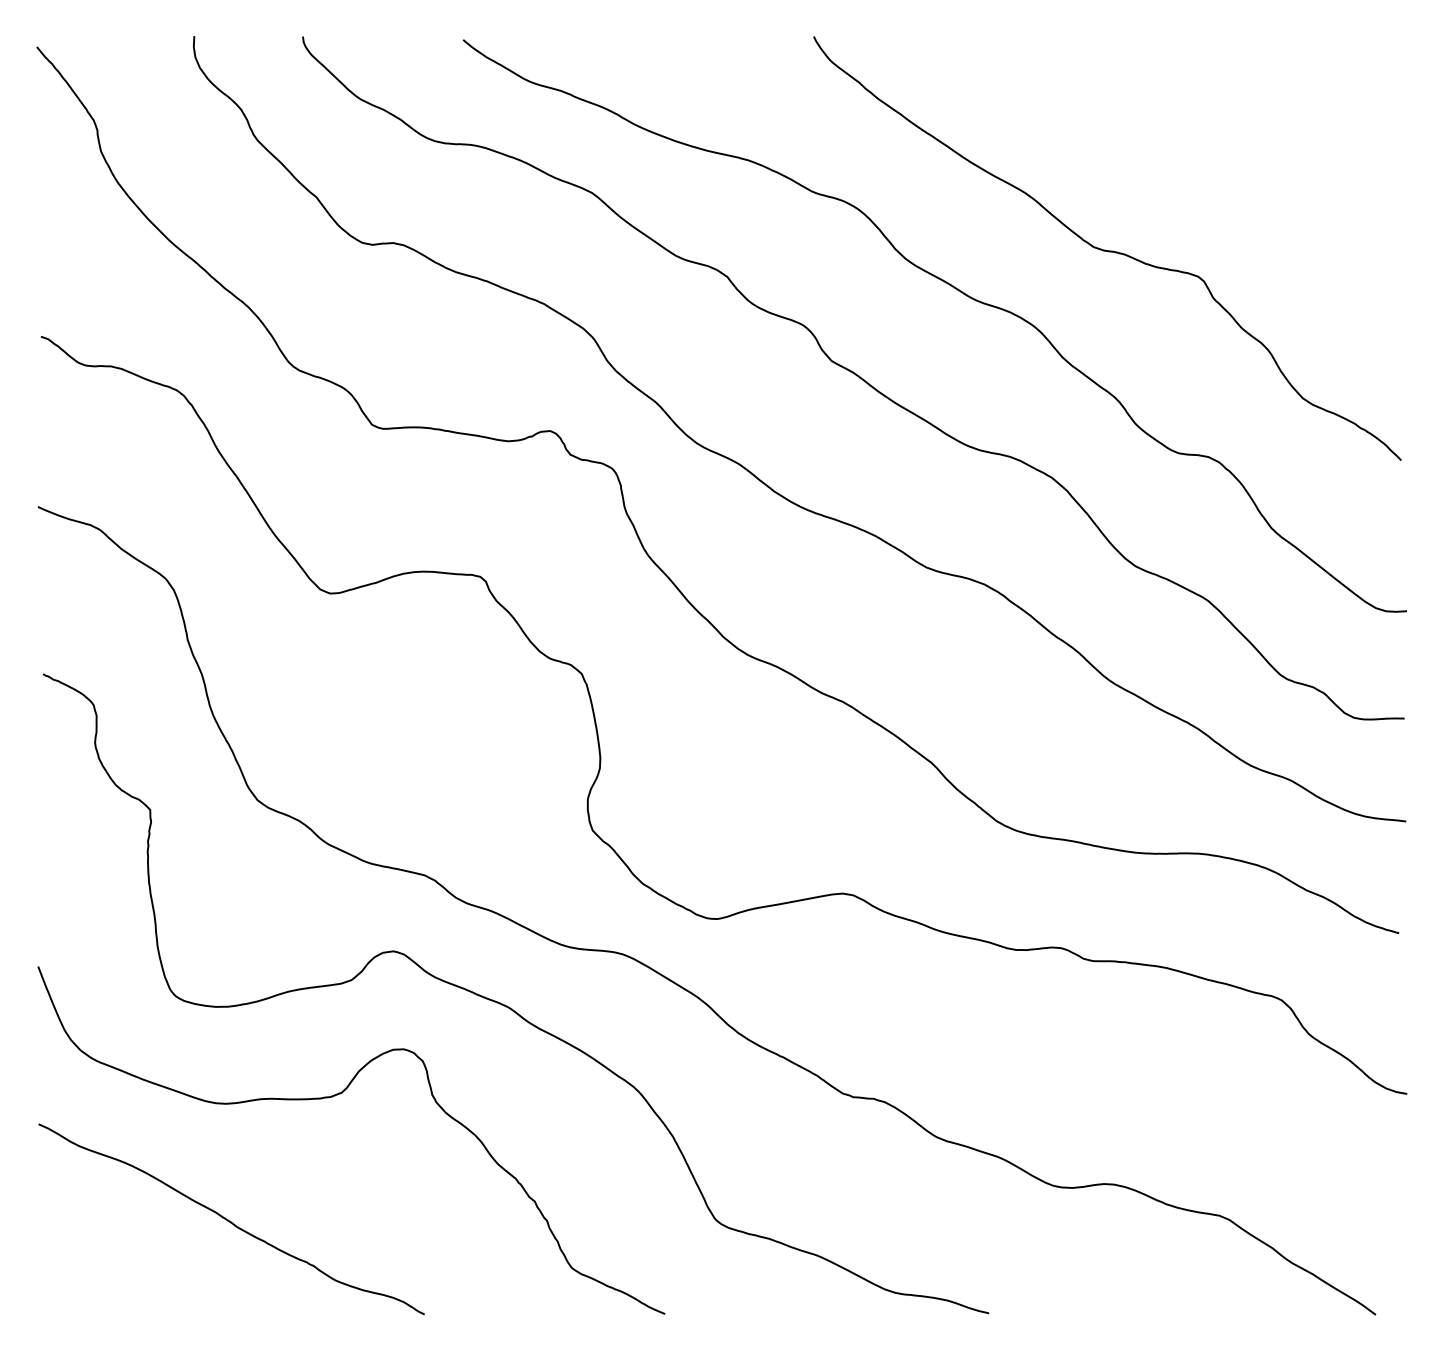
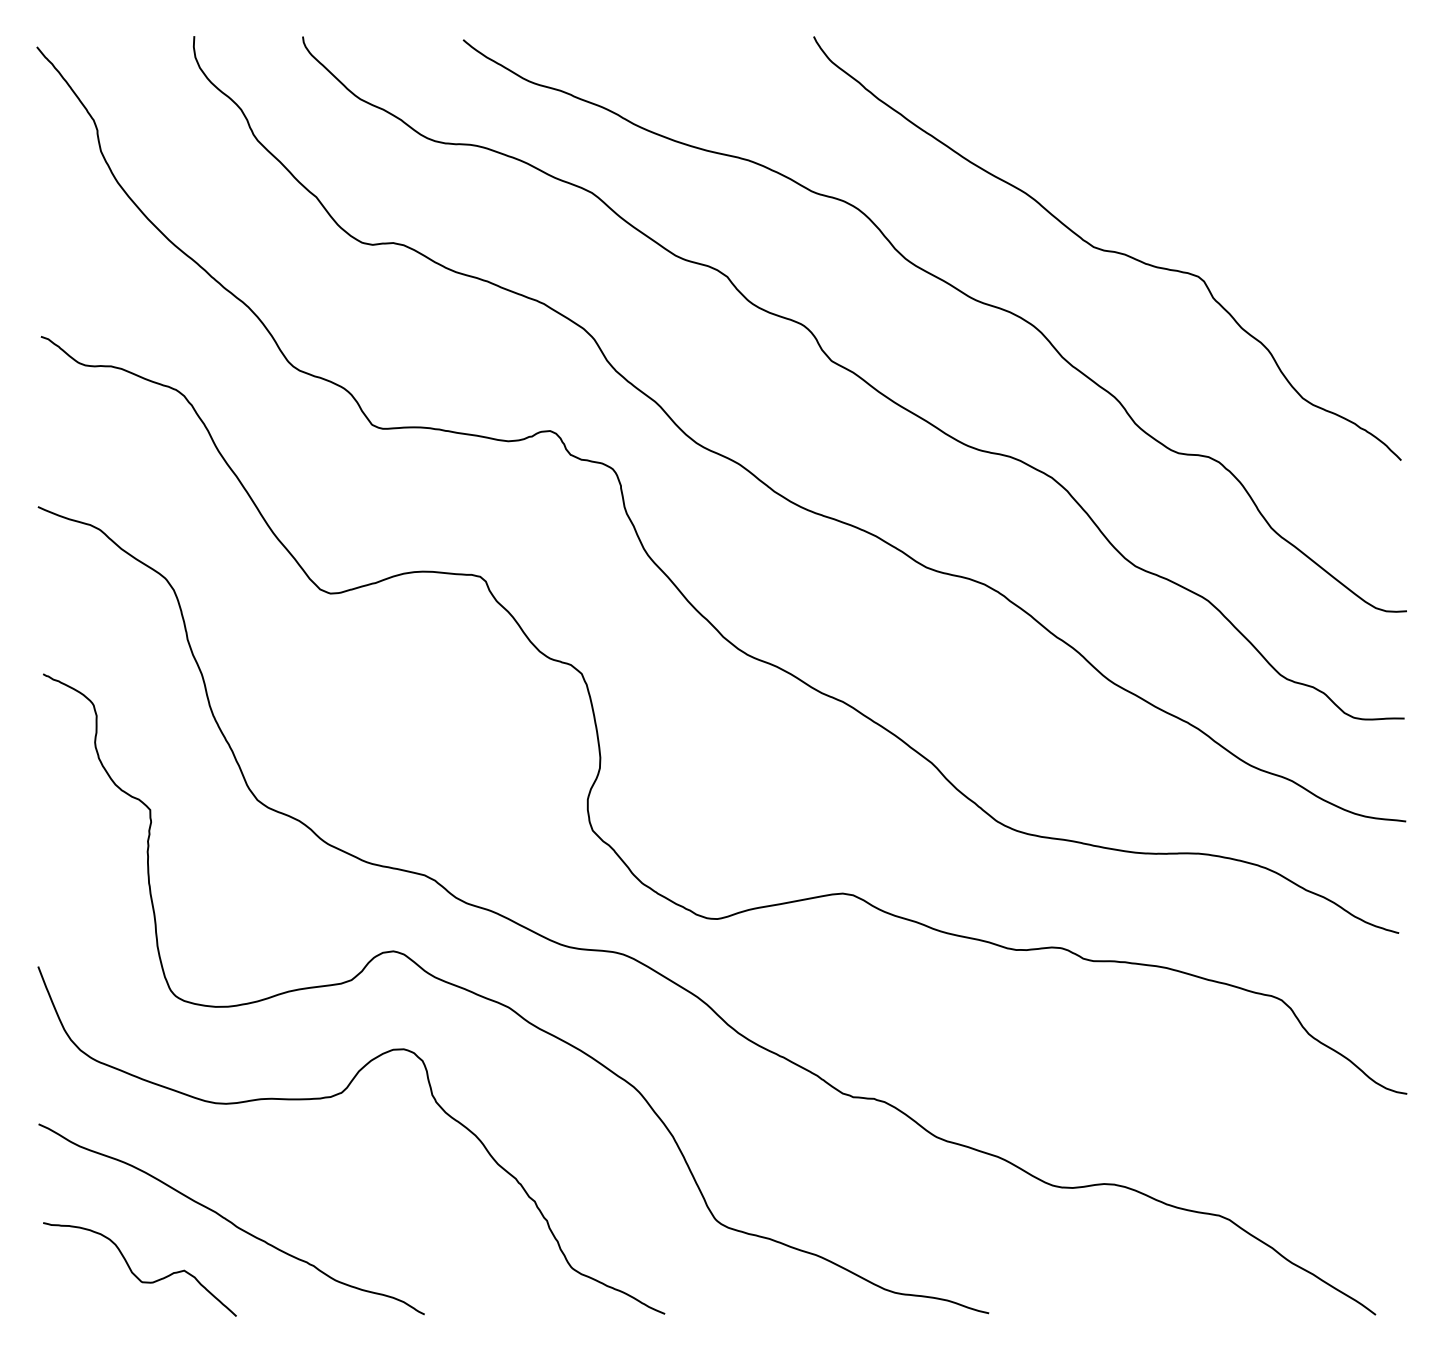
curve: none -> present (134, 1273)
